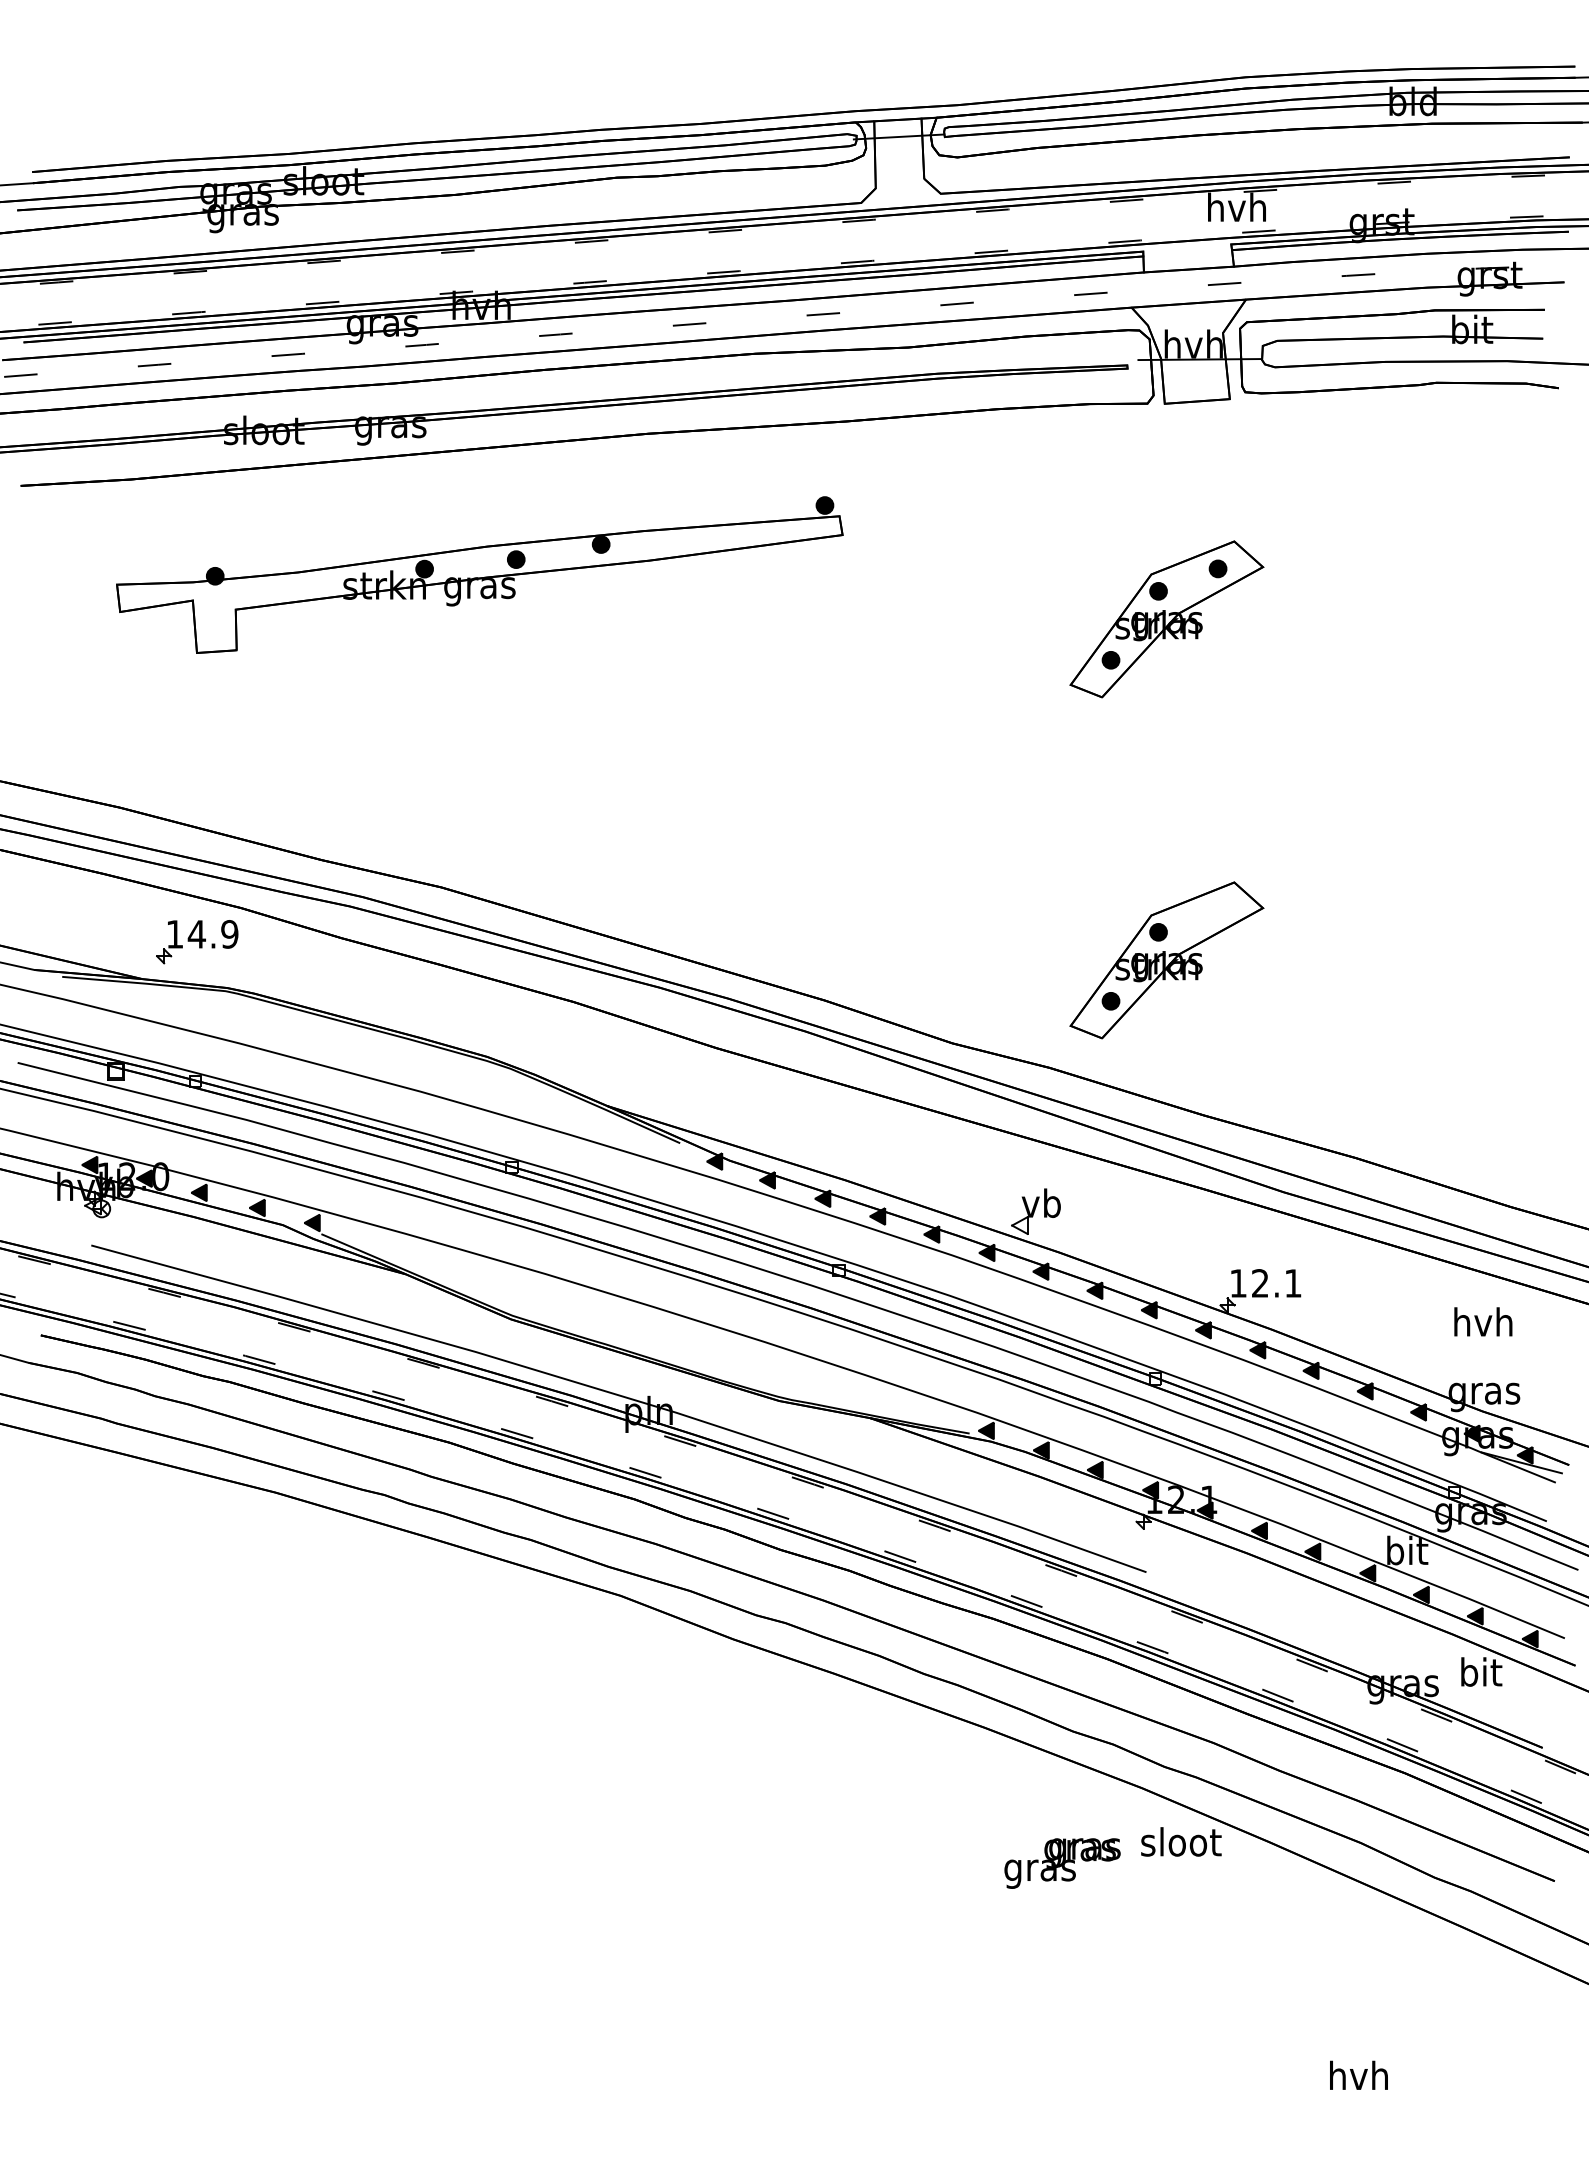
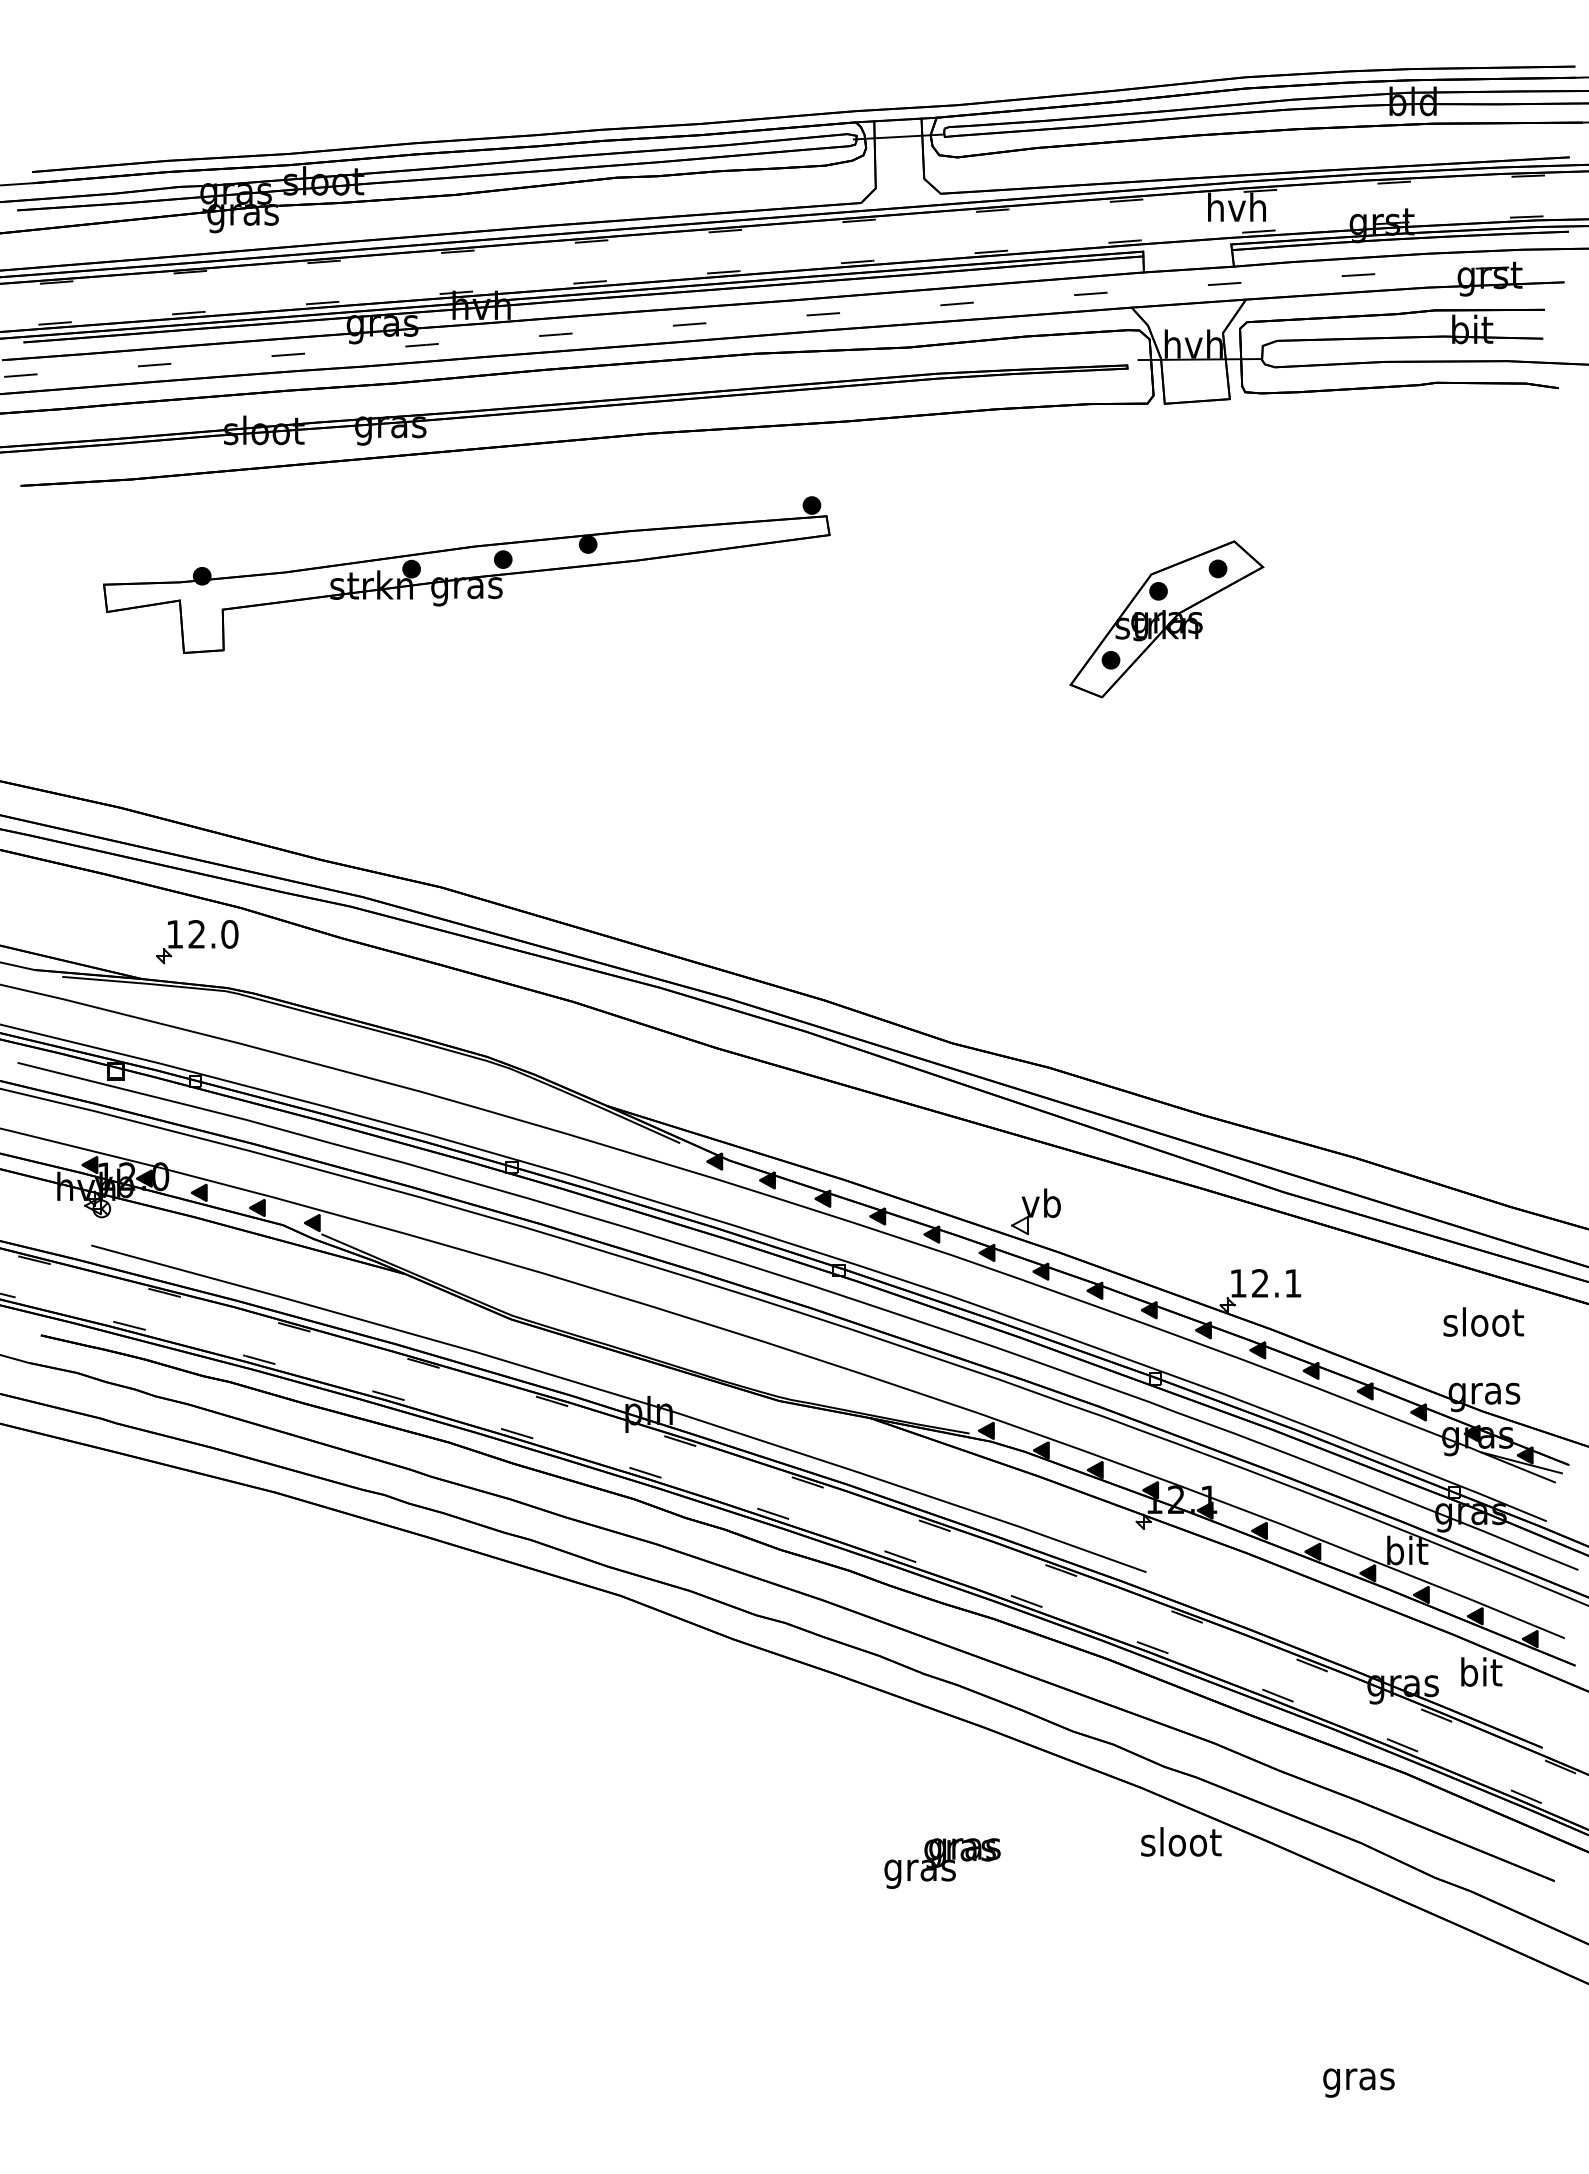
part position: (479, 574) -> (466, 574) (466, 574)
text: 14.9 -> 12.0 (212, 934)
part: present -> none (1166, 960)
text: hvh -> sloot (1483, 1321)
text position: (1062, 1863) -> (942, 1863) (942, 1863)
text: hvh -> gras (1358, 2078)
